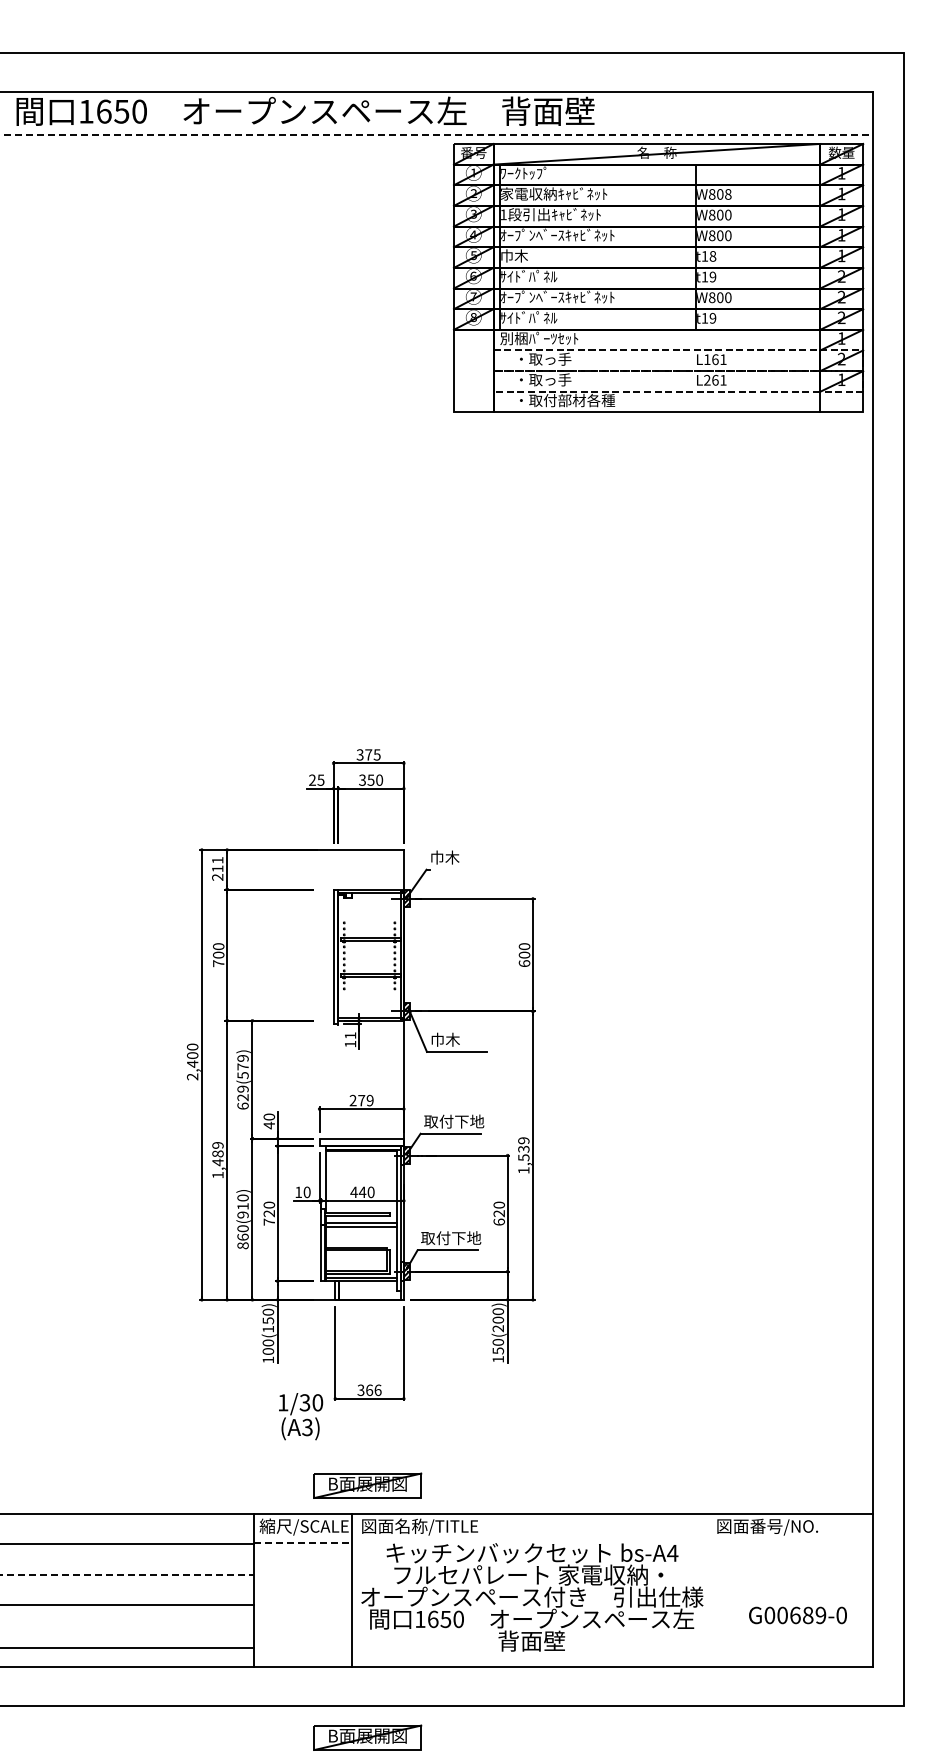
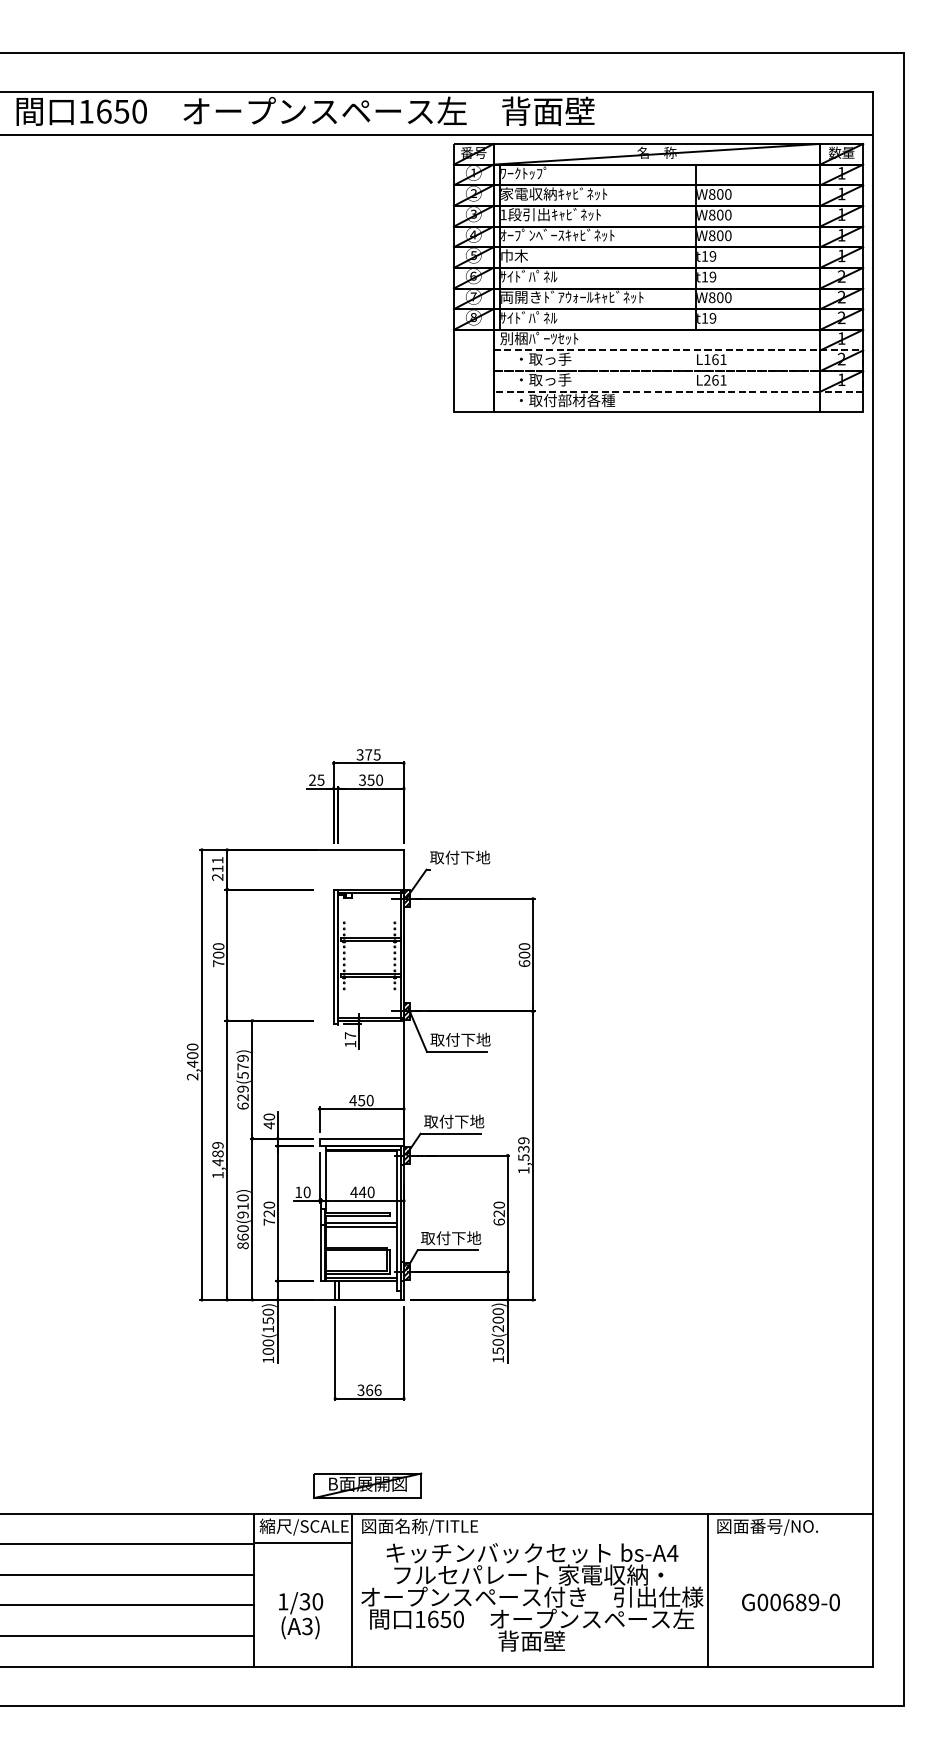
line: dashed -> solid (437, 134)
text: W808 -> W800 (728, 194)
text: t18 -> t19 (712, 256)
text: ｵｰﾌﾟﾝﾍﾞｰｽｷｬﾋﾞﾈｯﾄ -> 両開きﾄﾞｱｳｫｰﾙｷｬﾋﾞﾈｯﾄ (572, 296)
text: 巾木 -> 取付下地 (460, 857)
text: 11 -> 17 (350, 1035)
text: 巾木 -> 取付下地 (460, 1039)
text: 279 -> 450 (361, 1100)
text position: (301, 1416) -> (301, 1615) (301, 1615)
line: dashed -> solid (303, 1542)
line: dashed -> solid (127, 1574)
line: none -> present (708, 1589)
text position: (797, 1615) -> (790, 1602) (790, 1602)
line position: (127, 1648) -> (127, 1636) (127, 1636)
part: present -> none (367, 1737)
